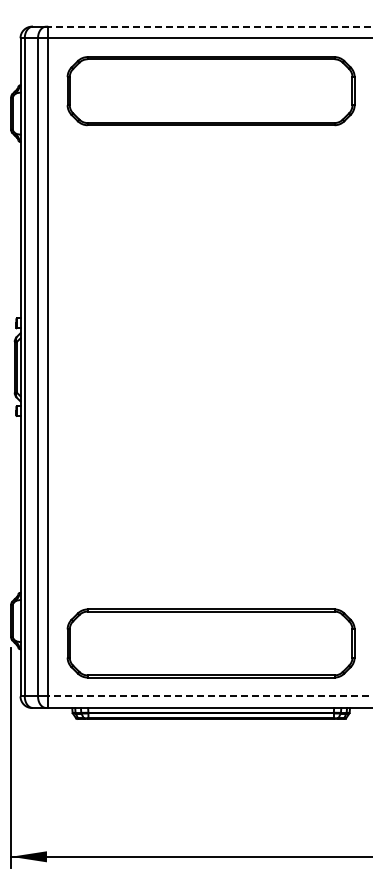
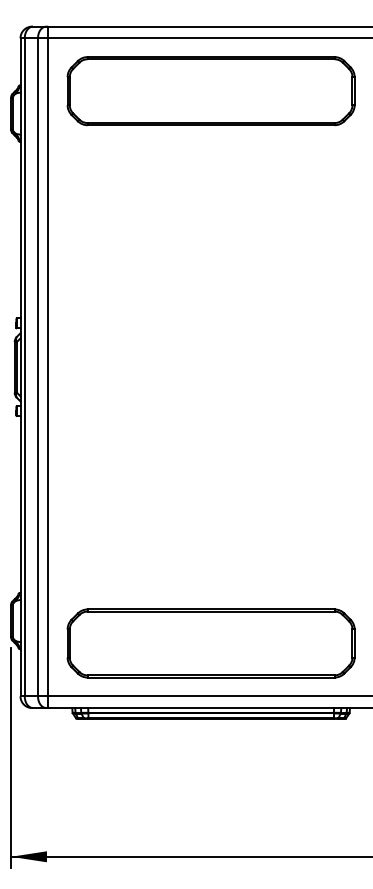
line: dashed -> solid (210, 26)
line: dashed -> solid (210, 696)
